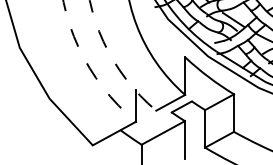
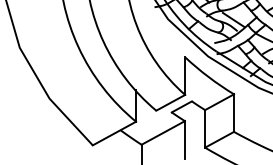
arc: dashed -> solid (113, 60)
arc: dashed -> solid (89, 68)
